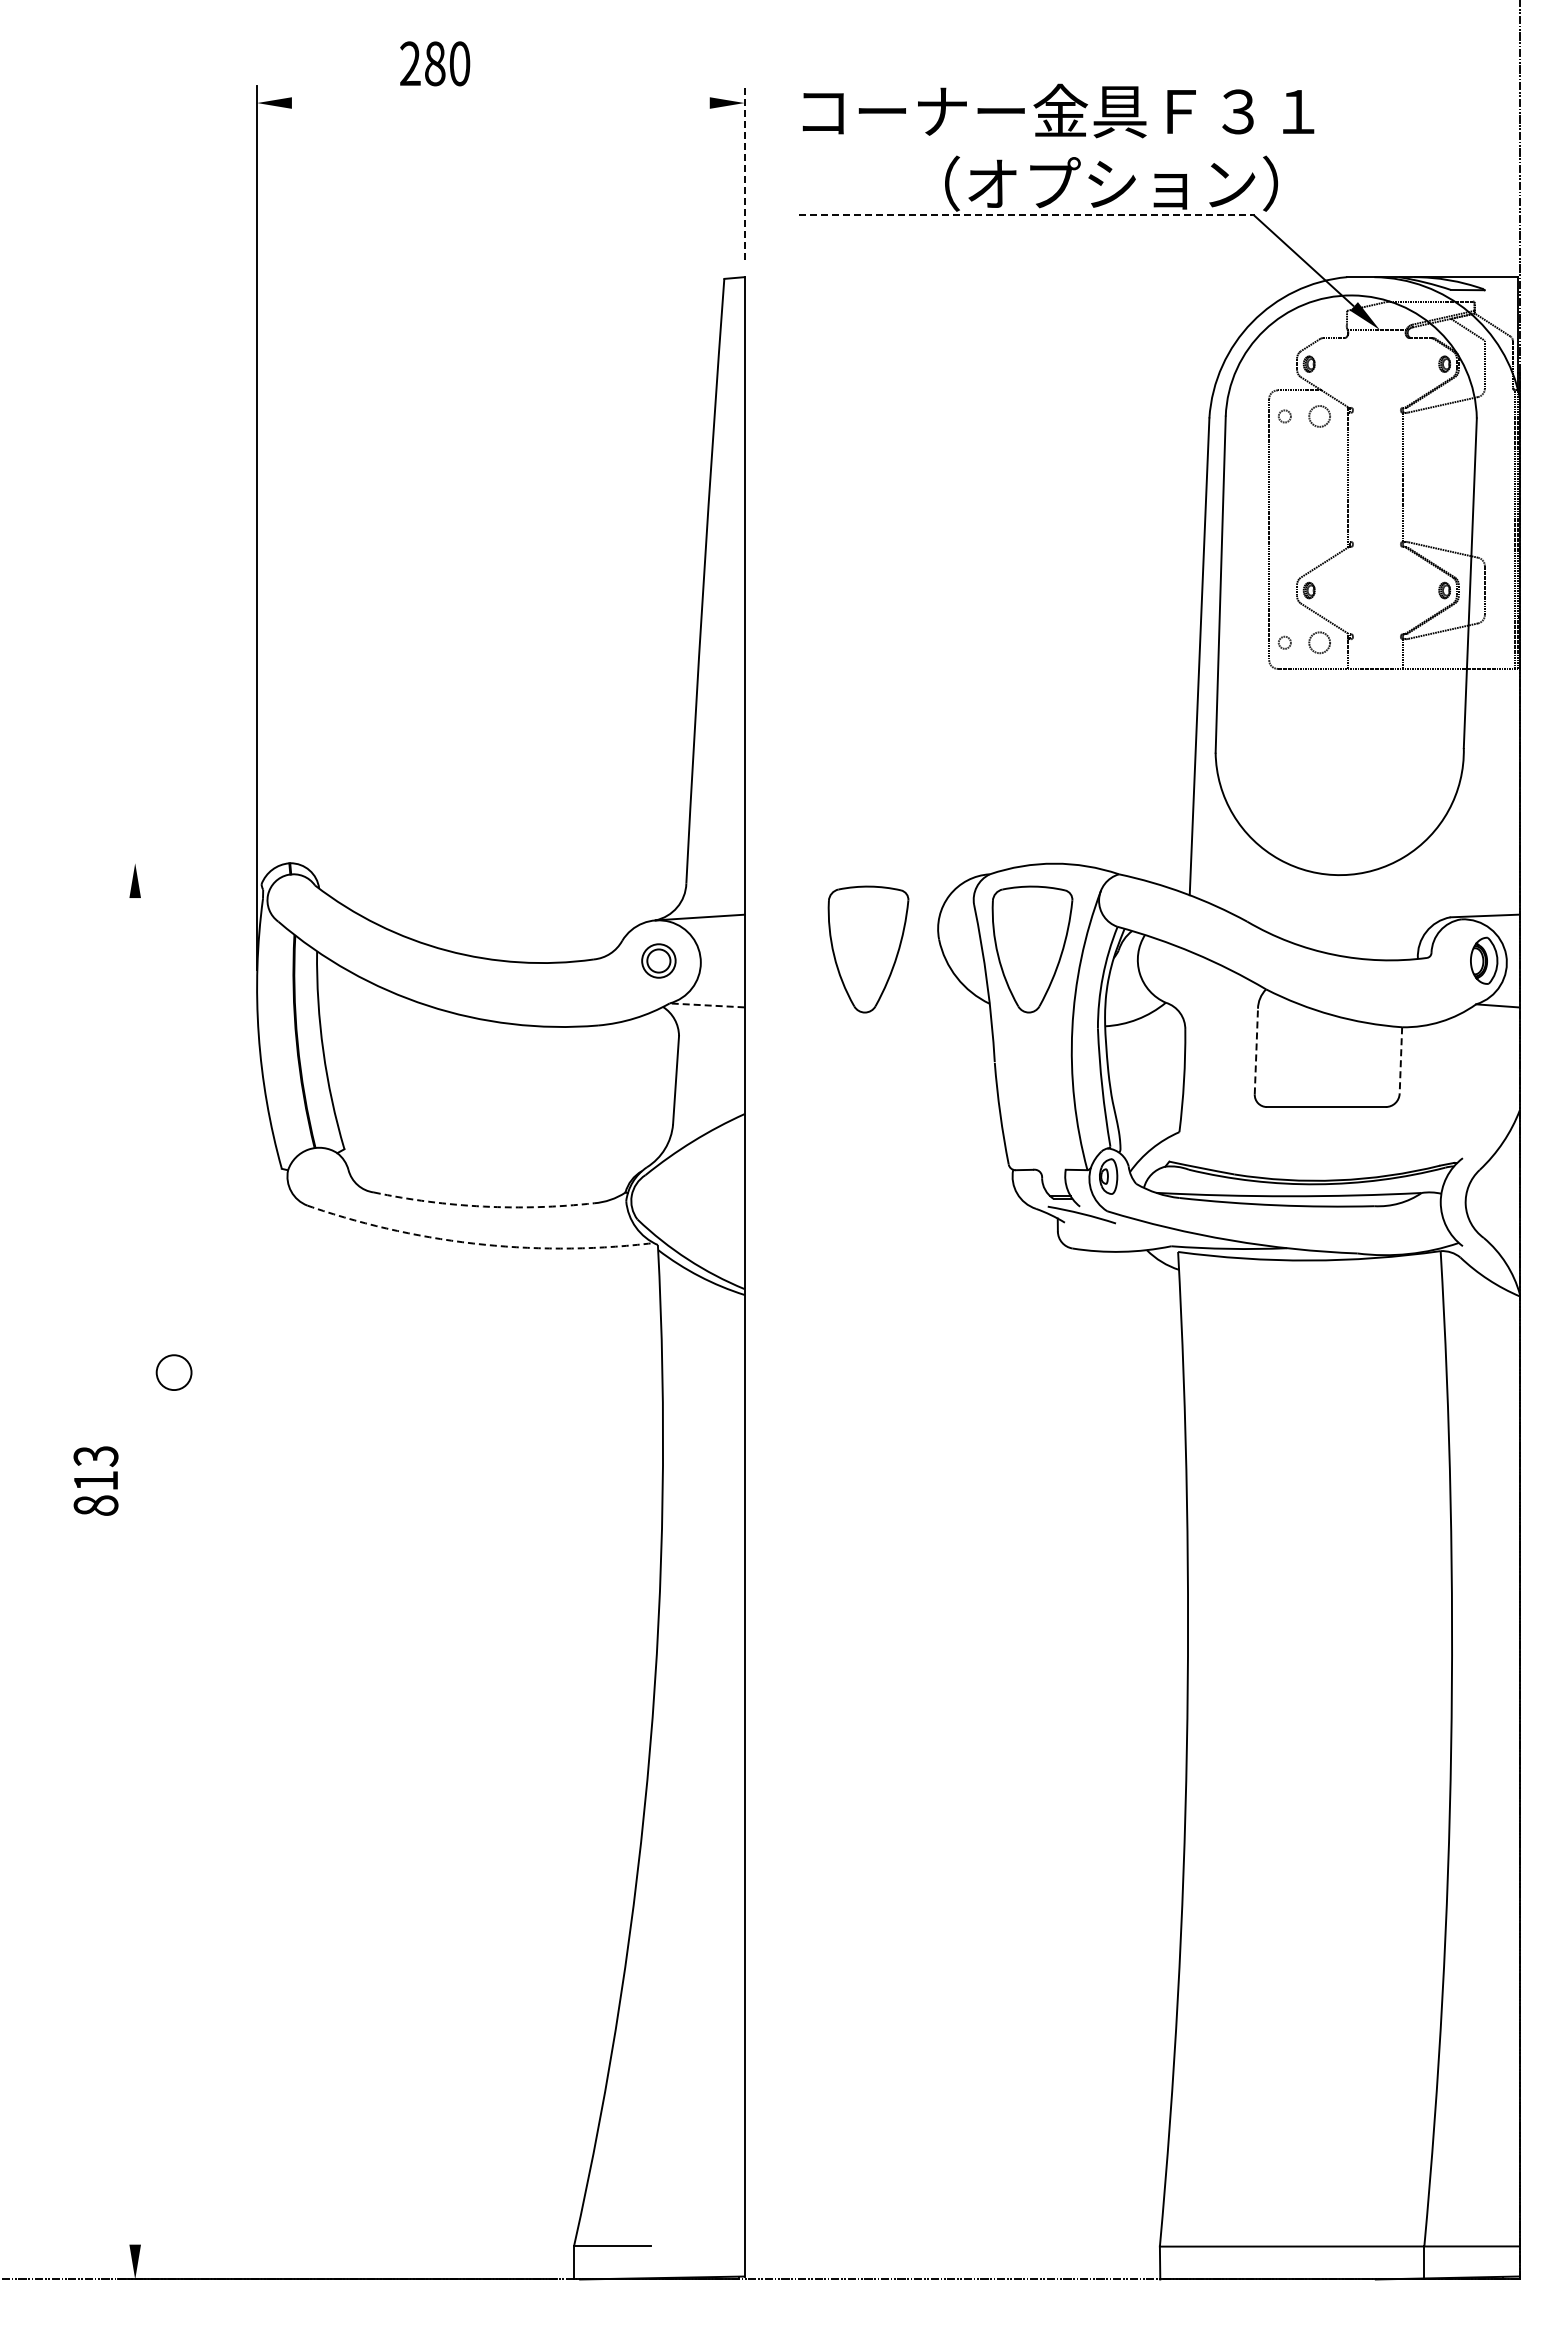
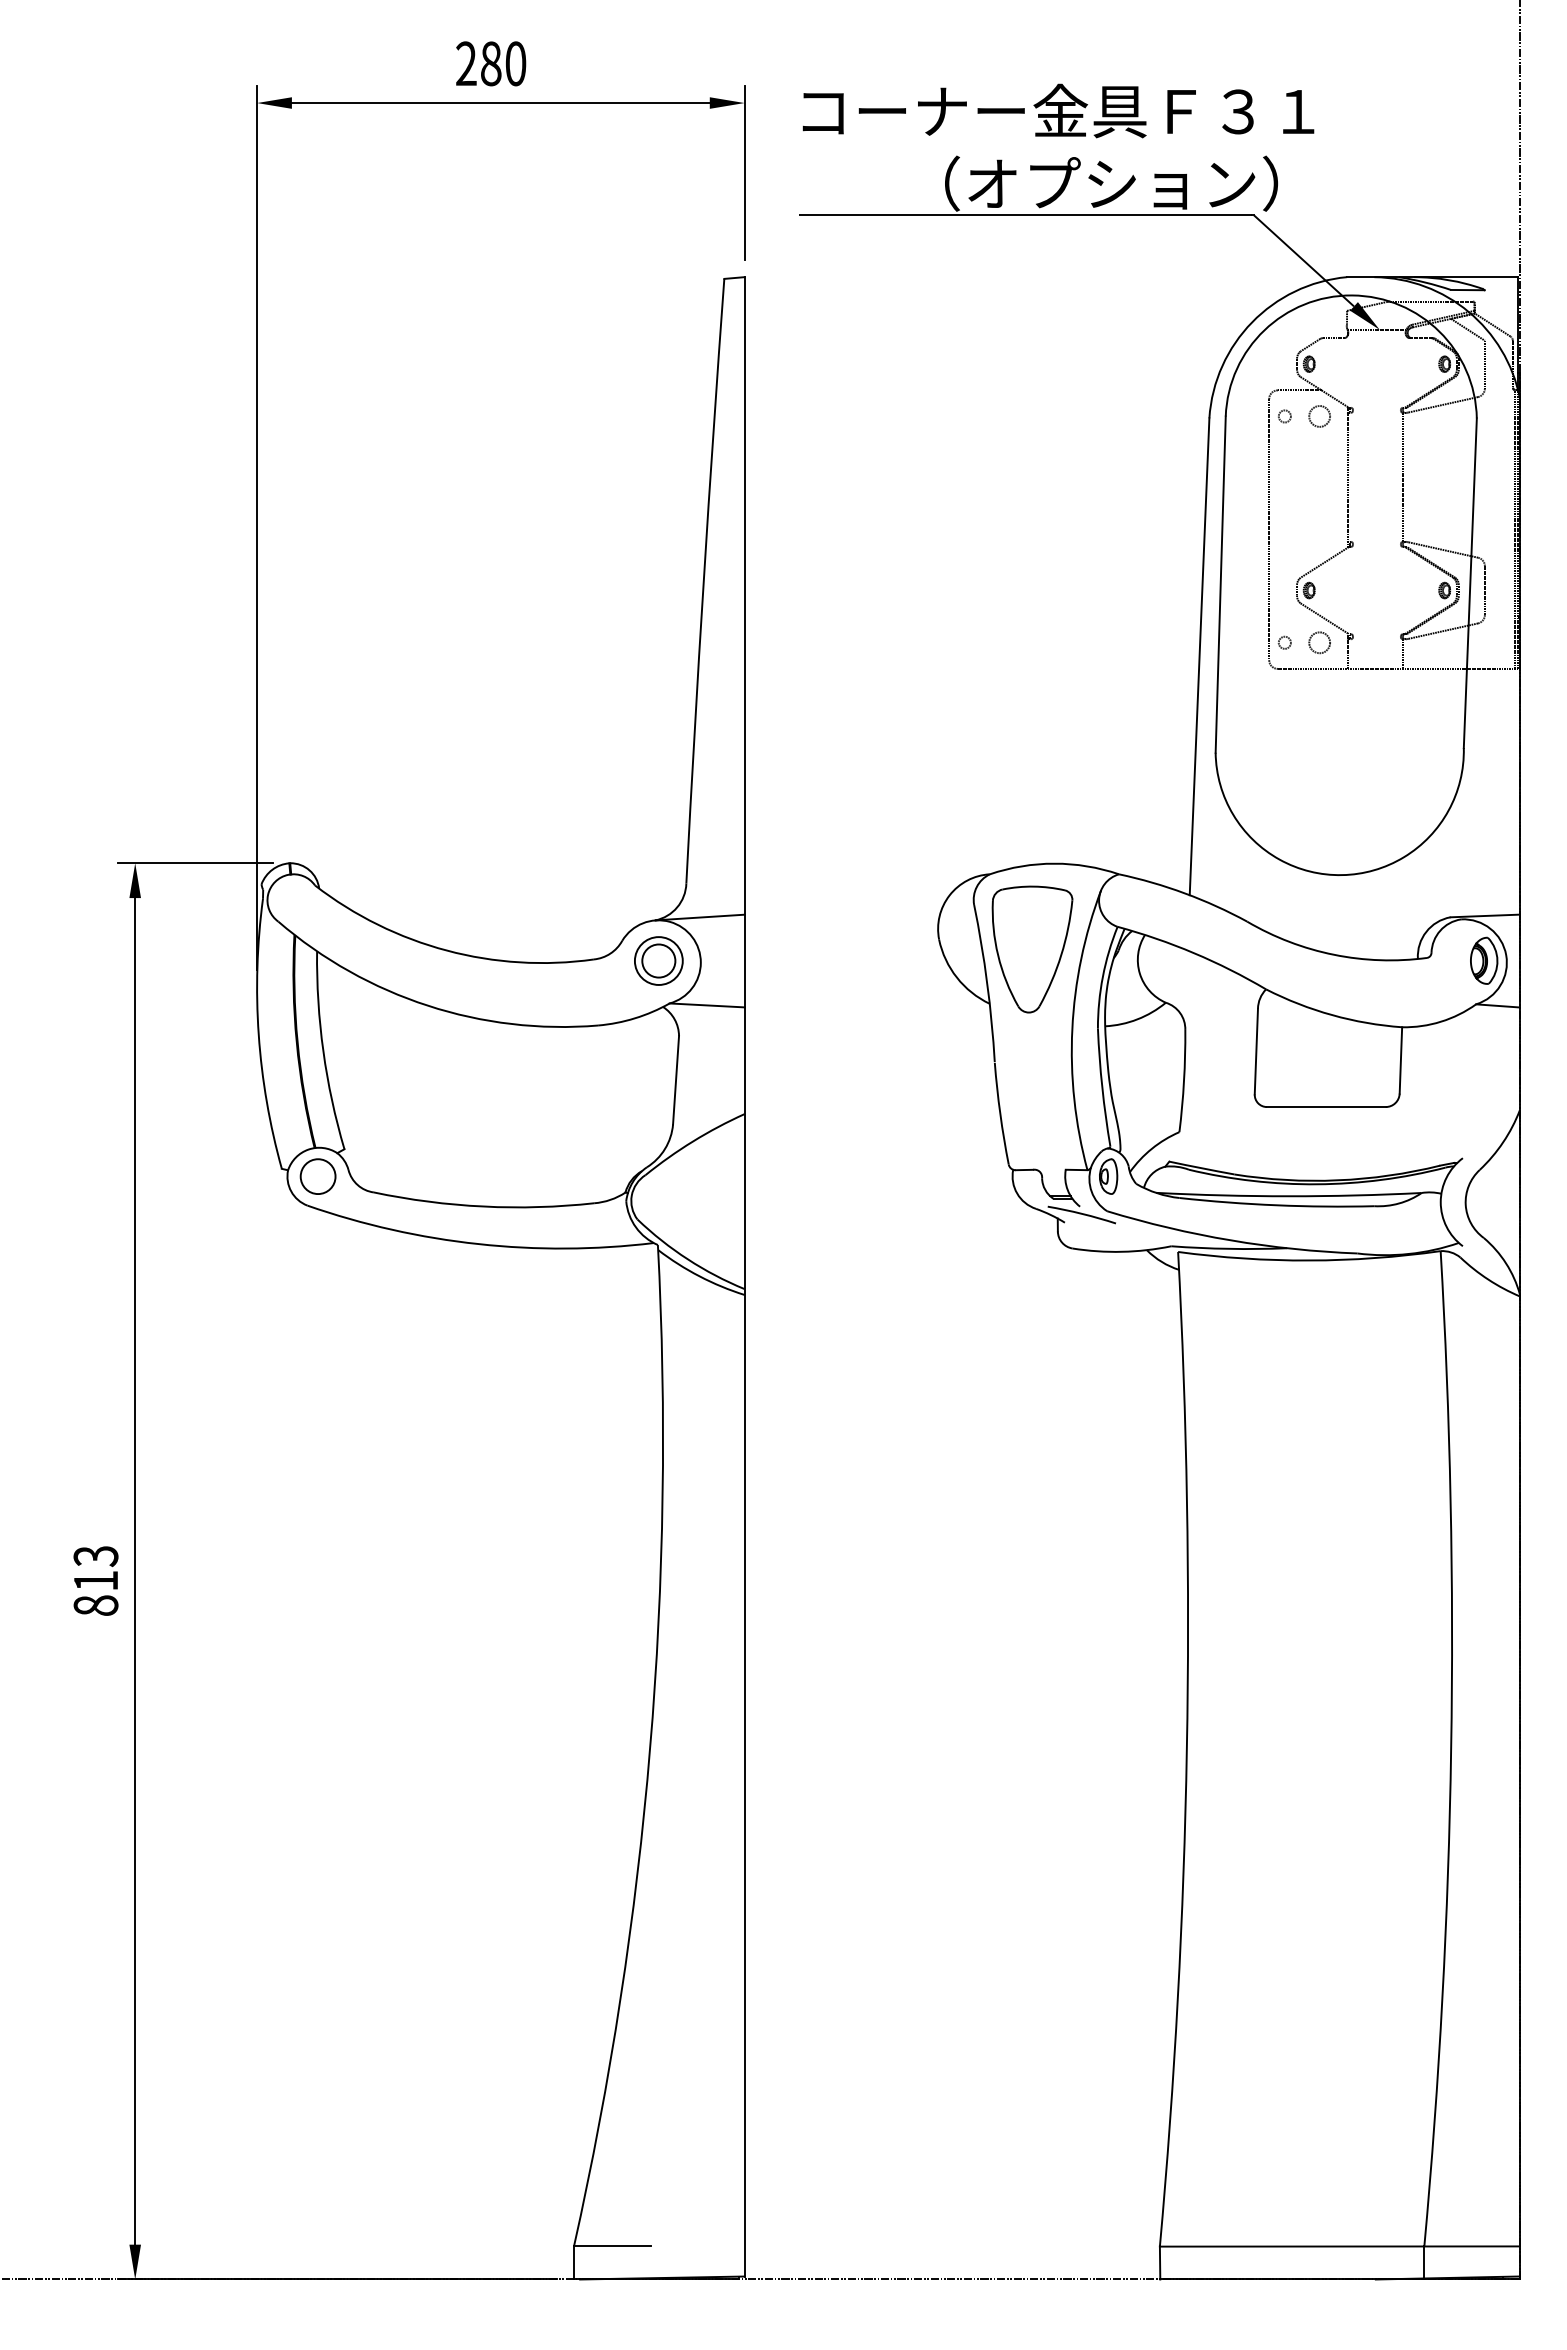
text position: (435, 63) -> (491, 63) (491, 63)
line: none -> present (500, 103)
line: dashed -> solid (744, 172)
line: dashed -> solid (1026, 215)
line: none -> present (194, 863)
part: present -> none (868, 949)
part size: 36x36 px -> 50x50 px (658, 960)
line: dashed -> solid (707, 1005)
line: dashed -> solid (1256, 1051)
line: dashed -> solid (1400, 1060)
arc: dashed -> solid (483, 1206)
arc: dashed -> solid (478, 1244)
circle position: (173, 1372) -> (317, 1176) (317, 1176)
text position: (95, 1480) -> (95, 1580) (95, 1580)
line: none -> present (135, 1571)
